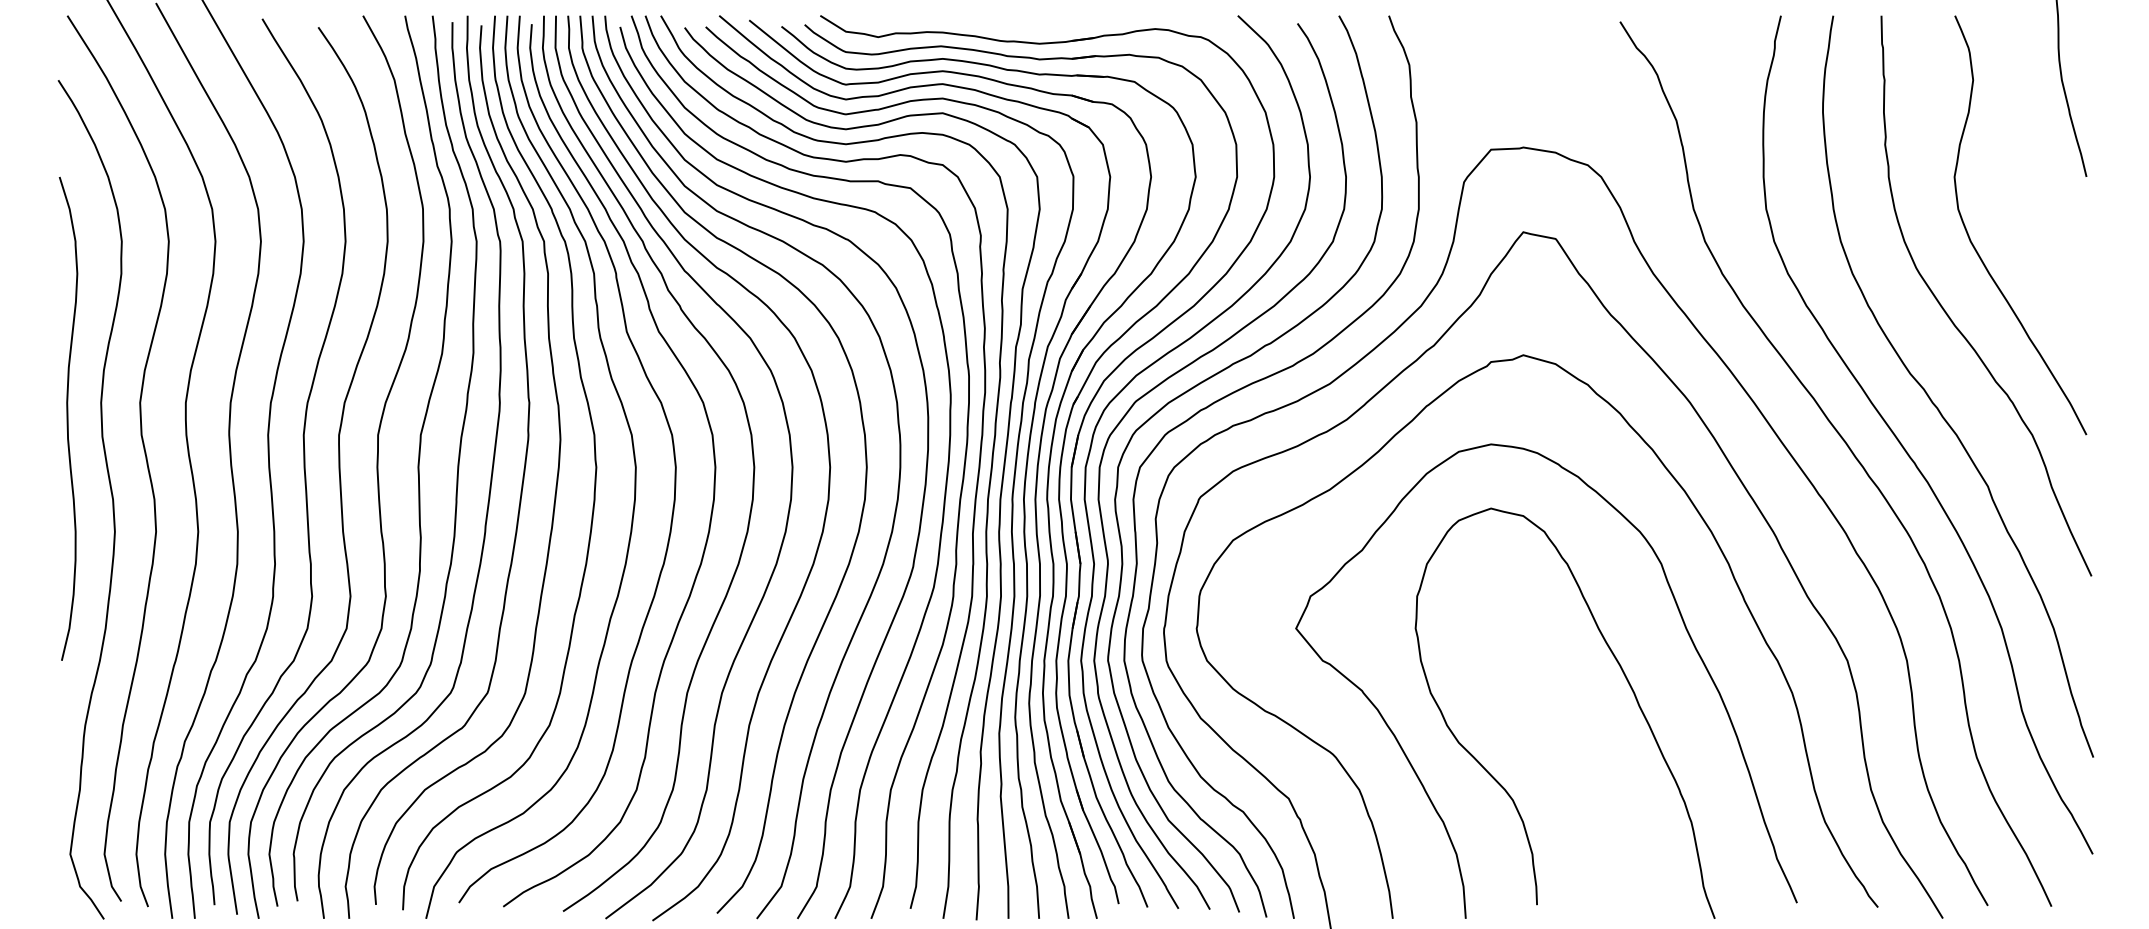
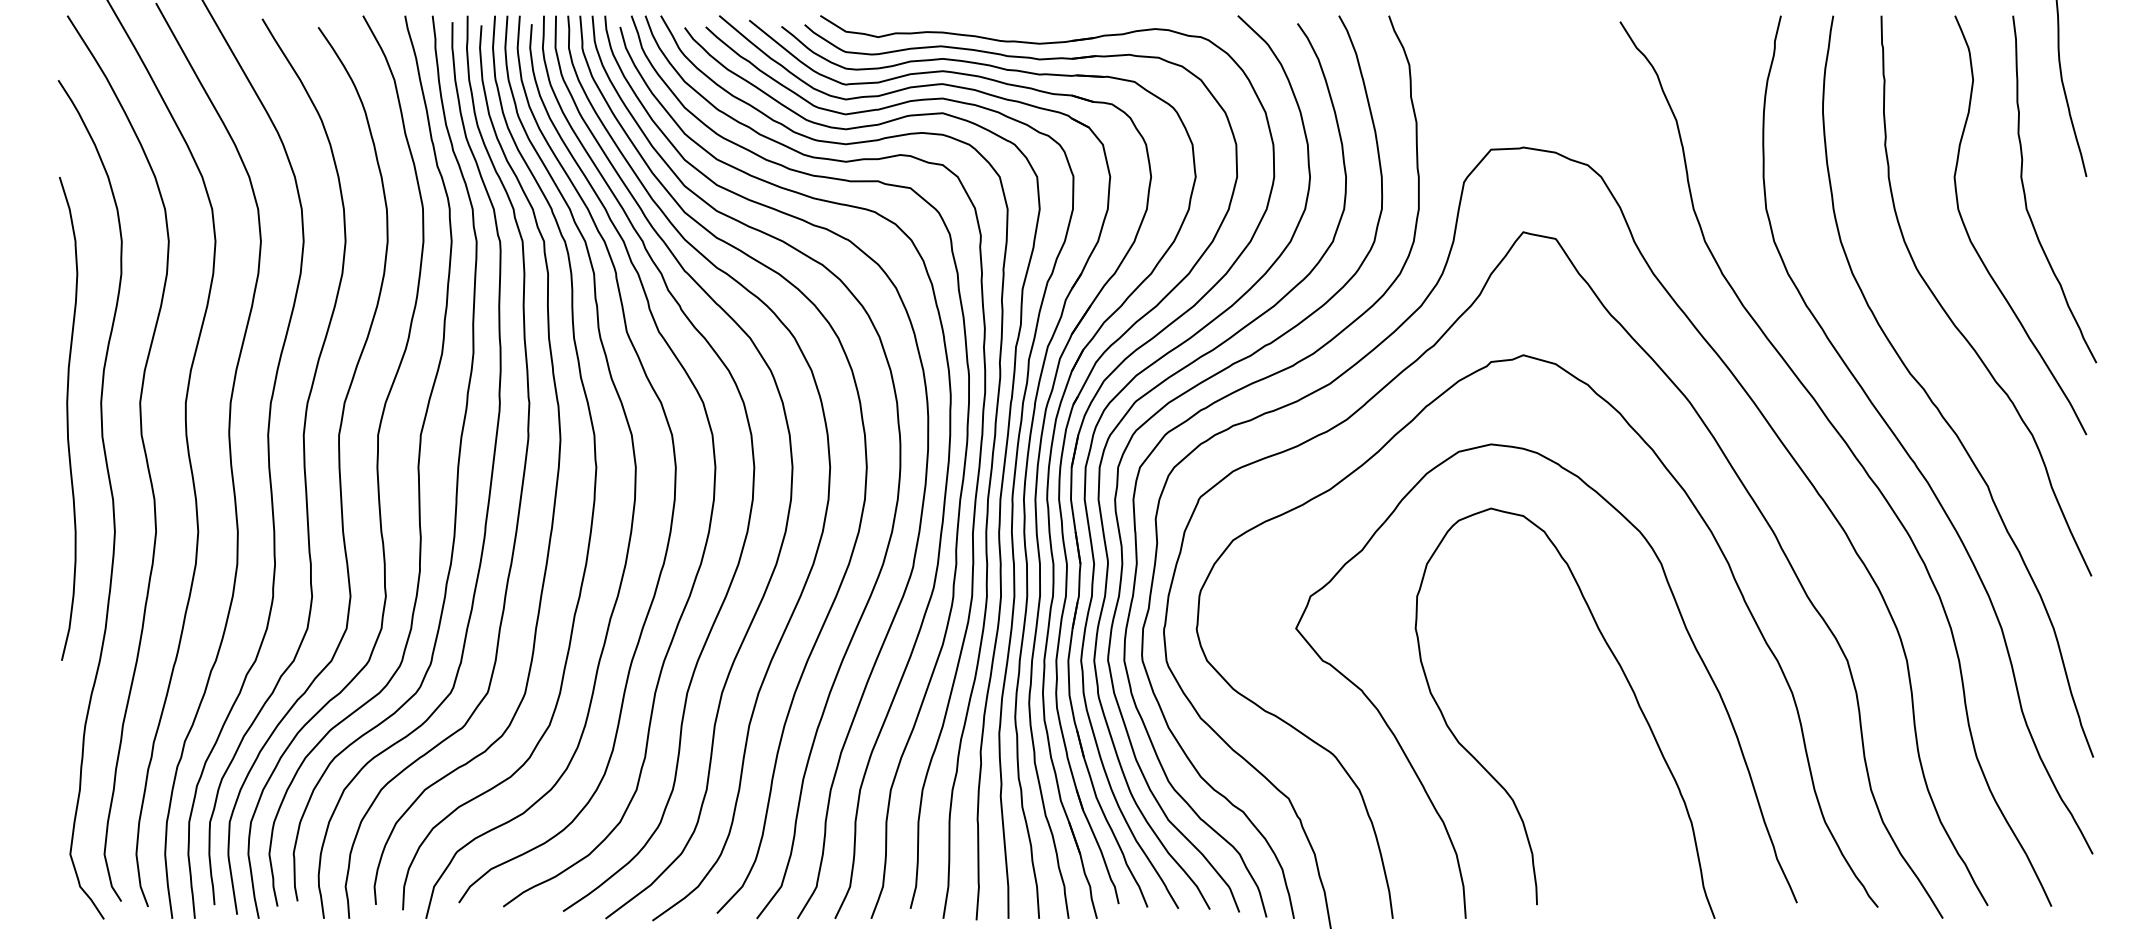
curve: none -> present (2025, 192)
